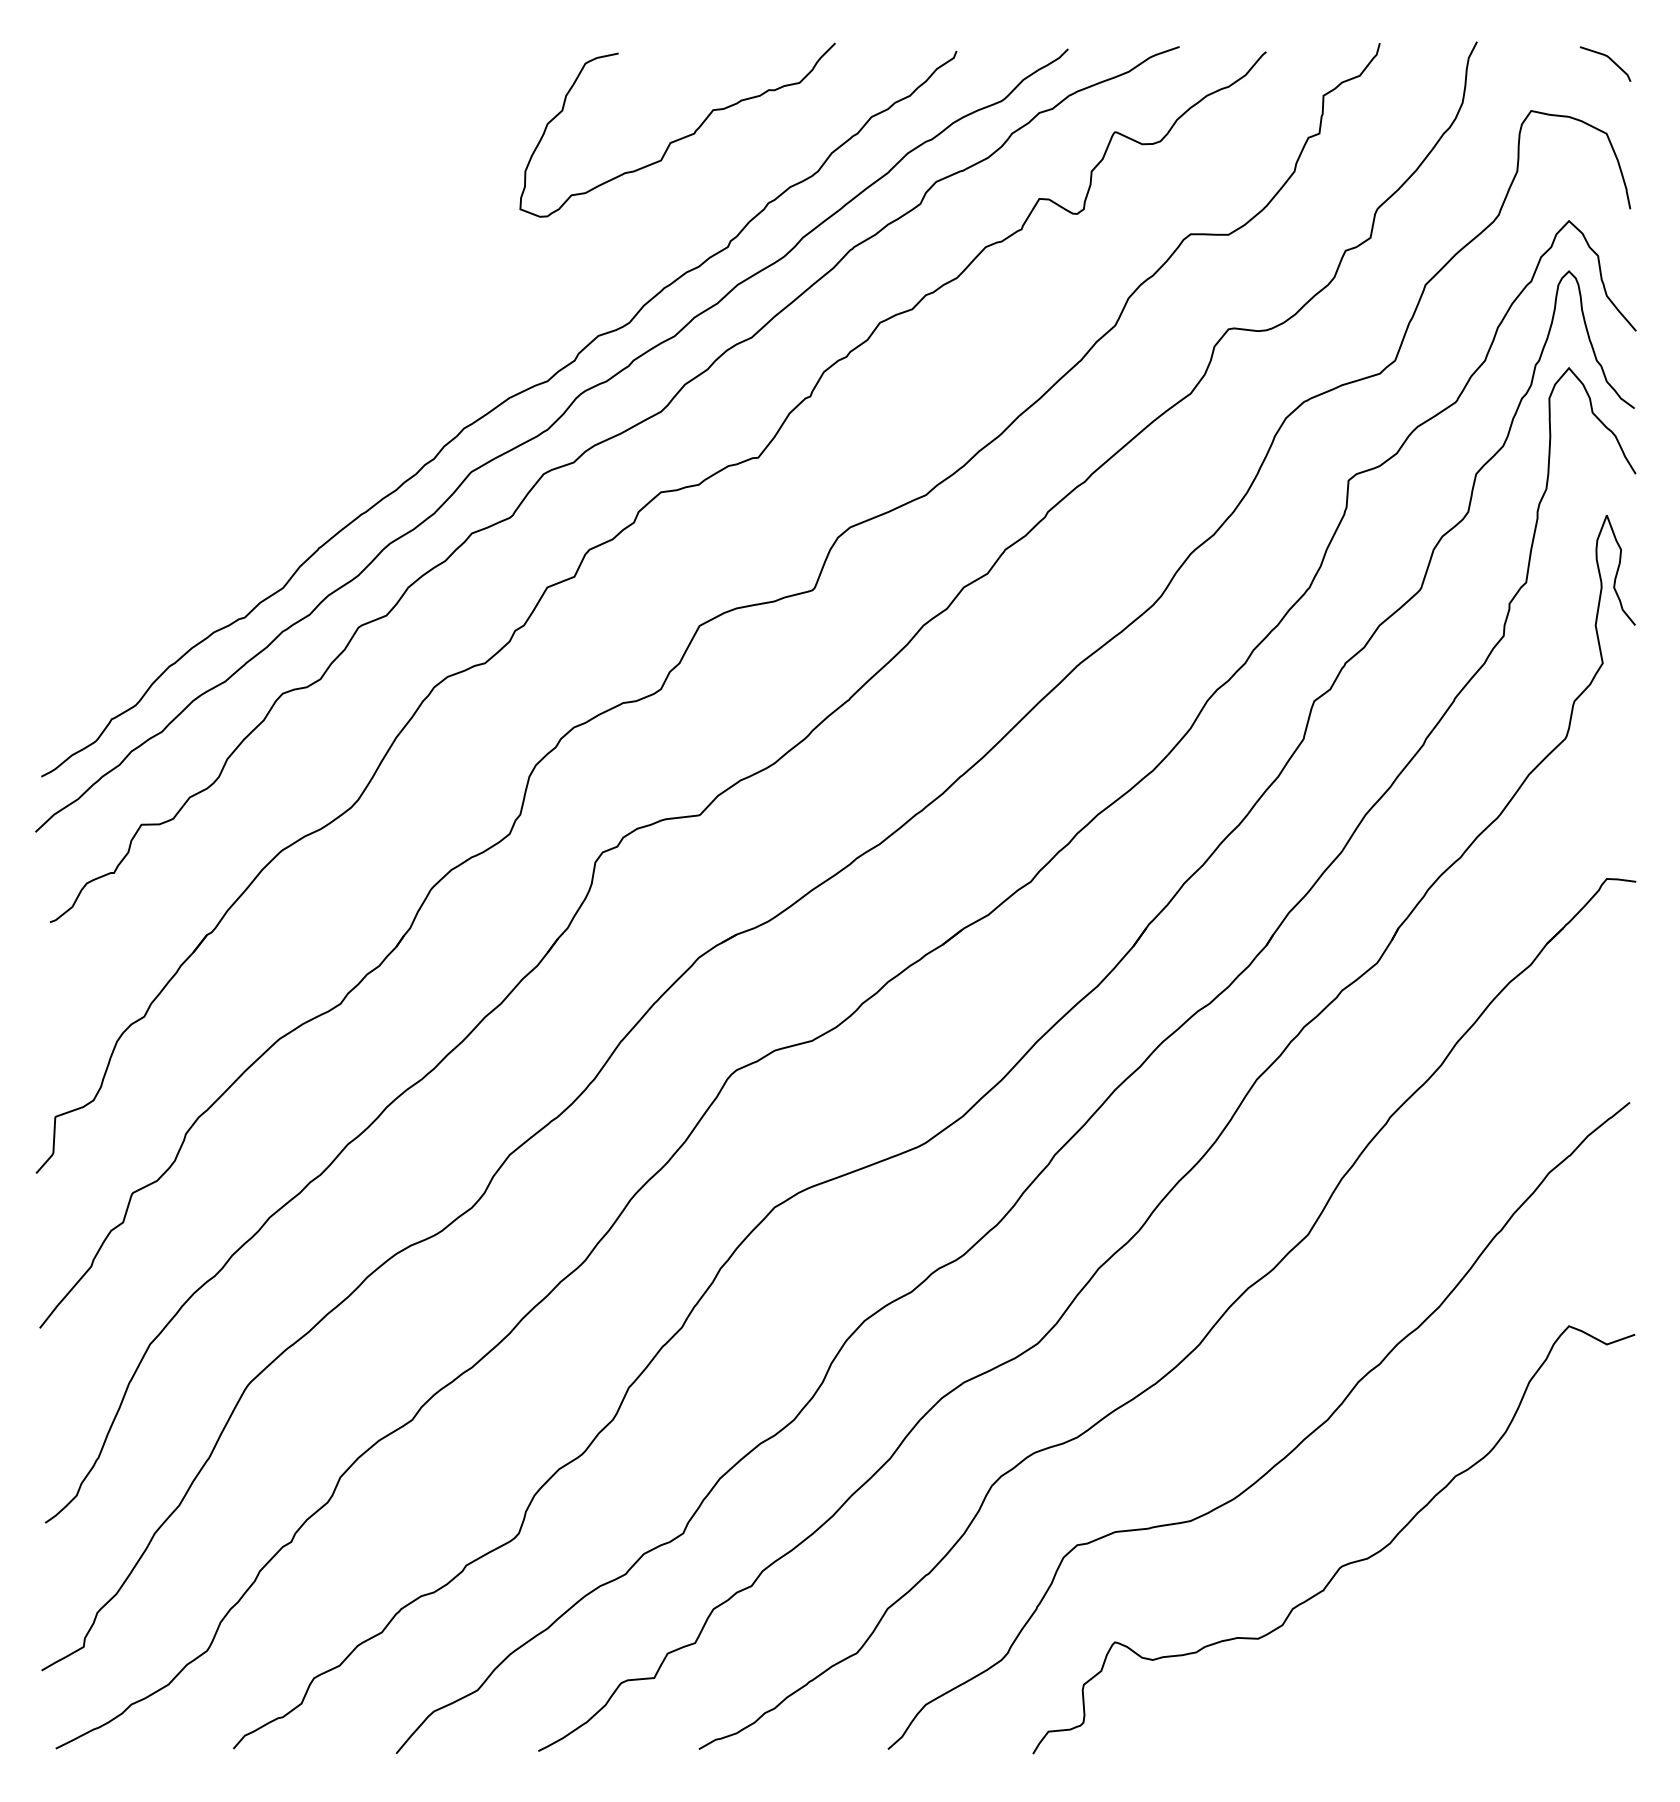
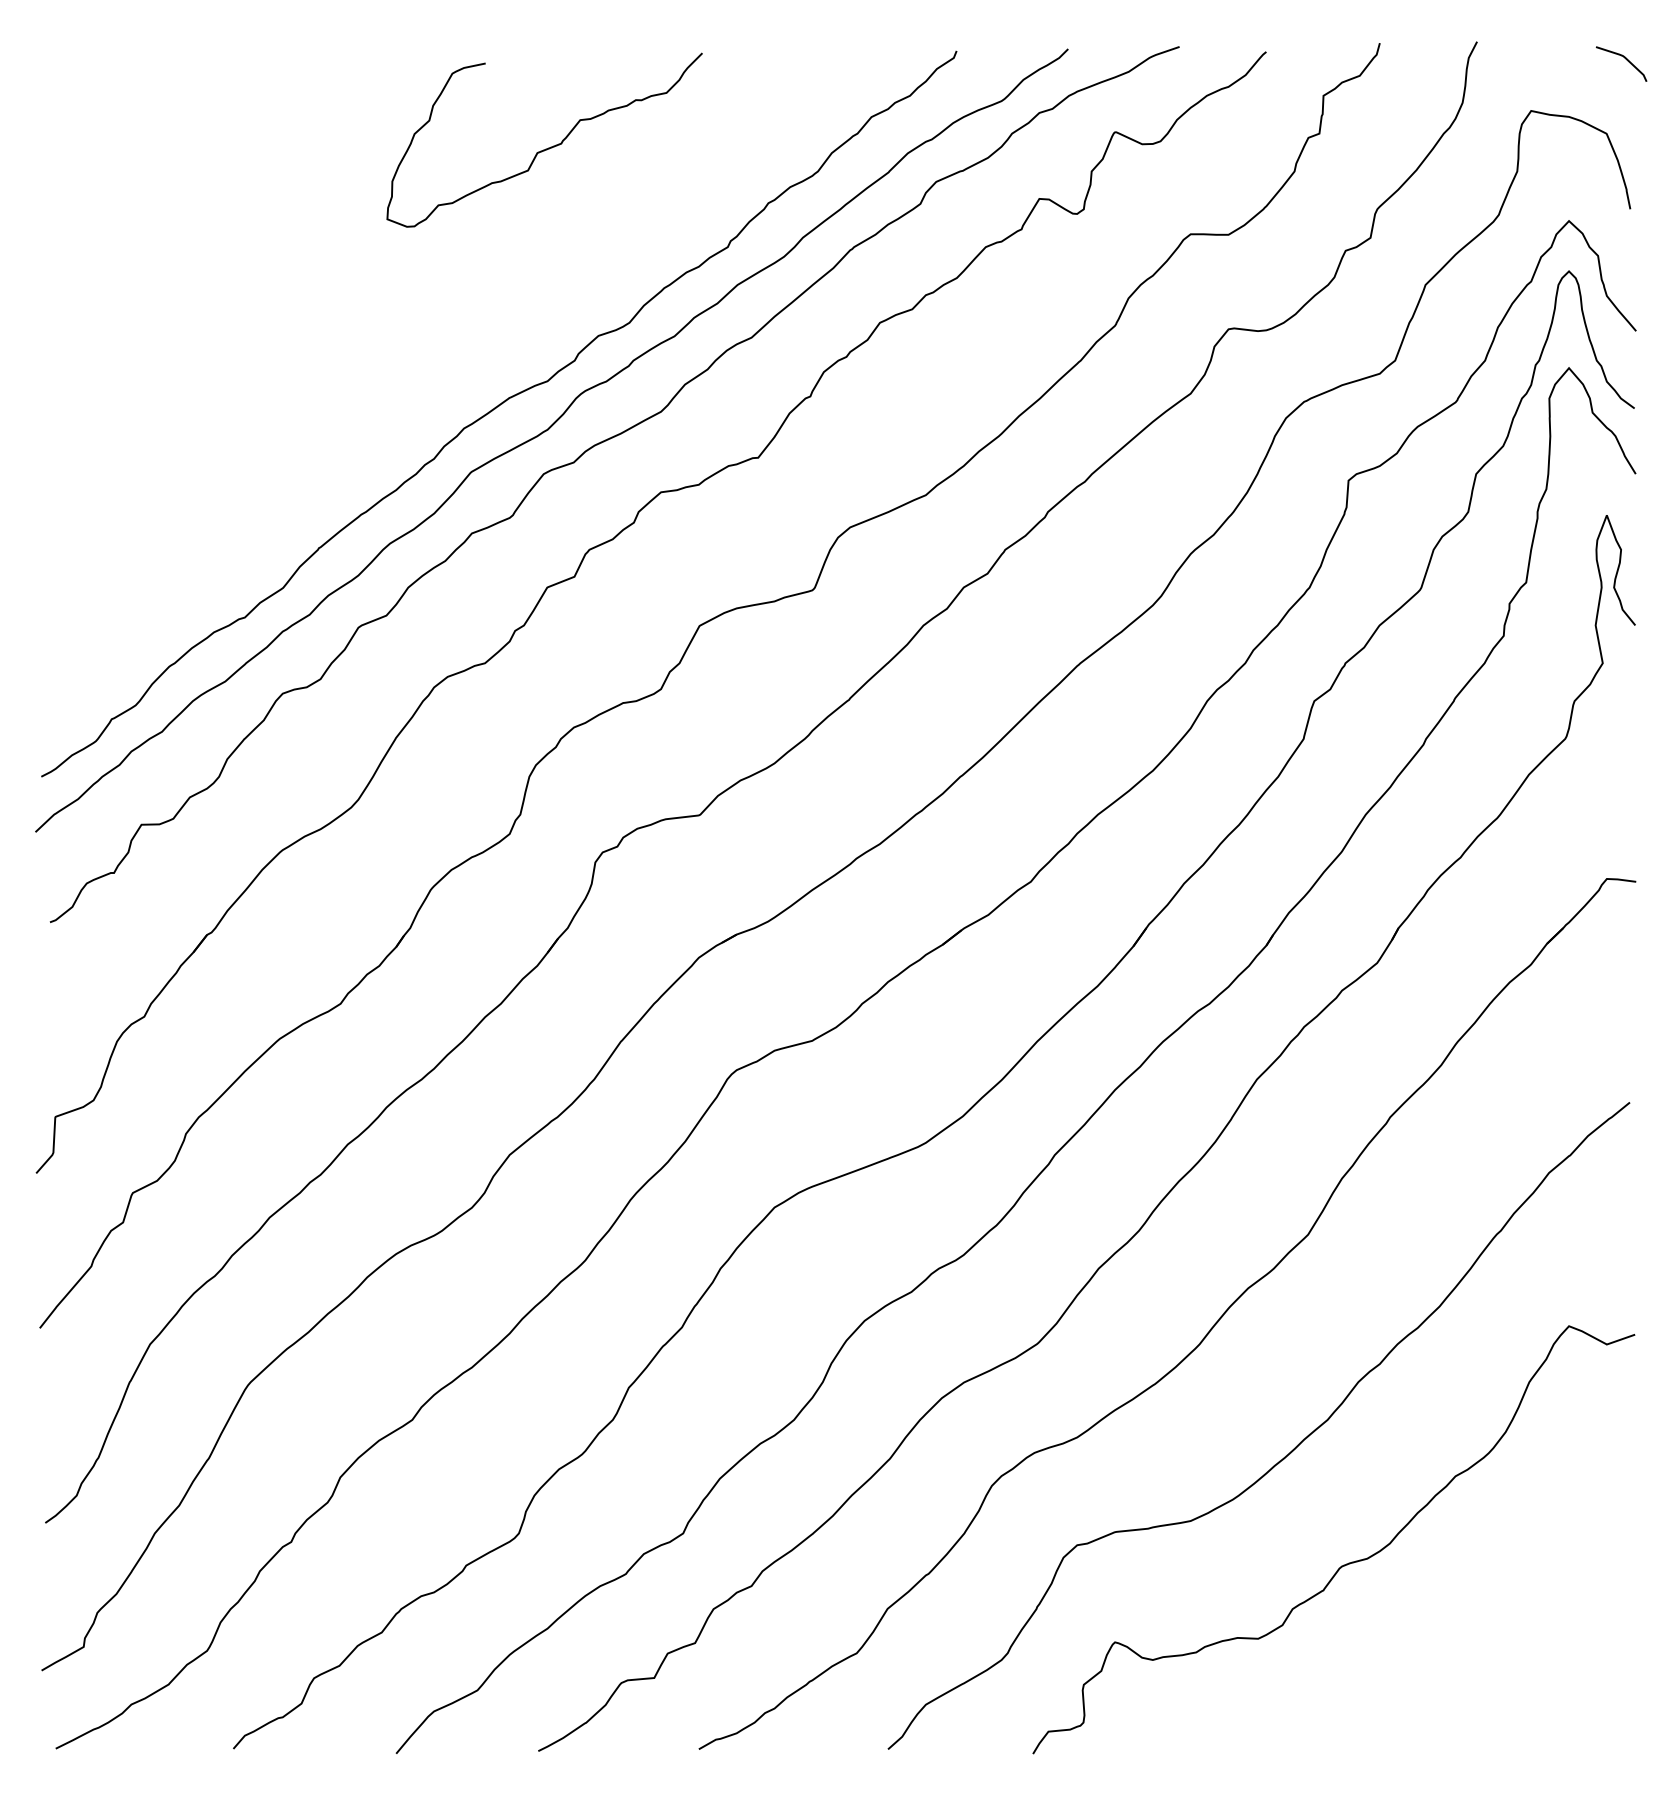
curve position: (1609, 59) -> (1625, 59) (1625, 59)
curve position: (681, 137) -> (548, 147) (548, 147)
